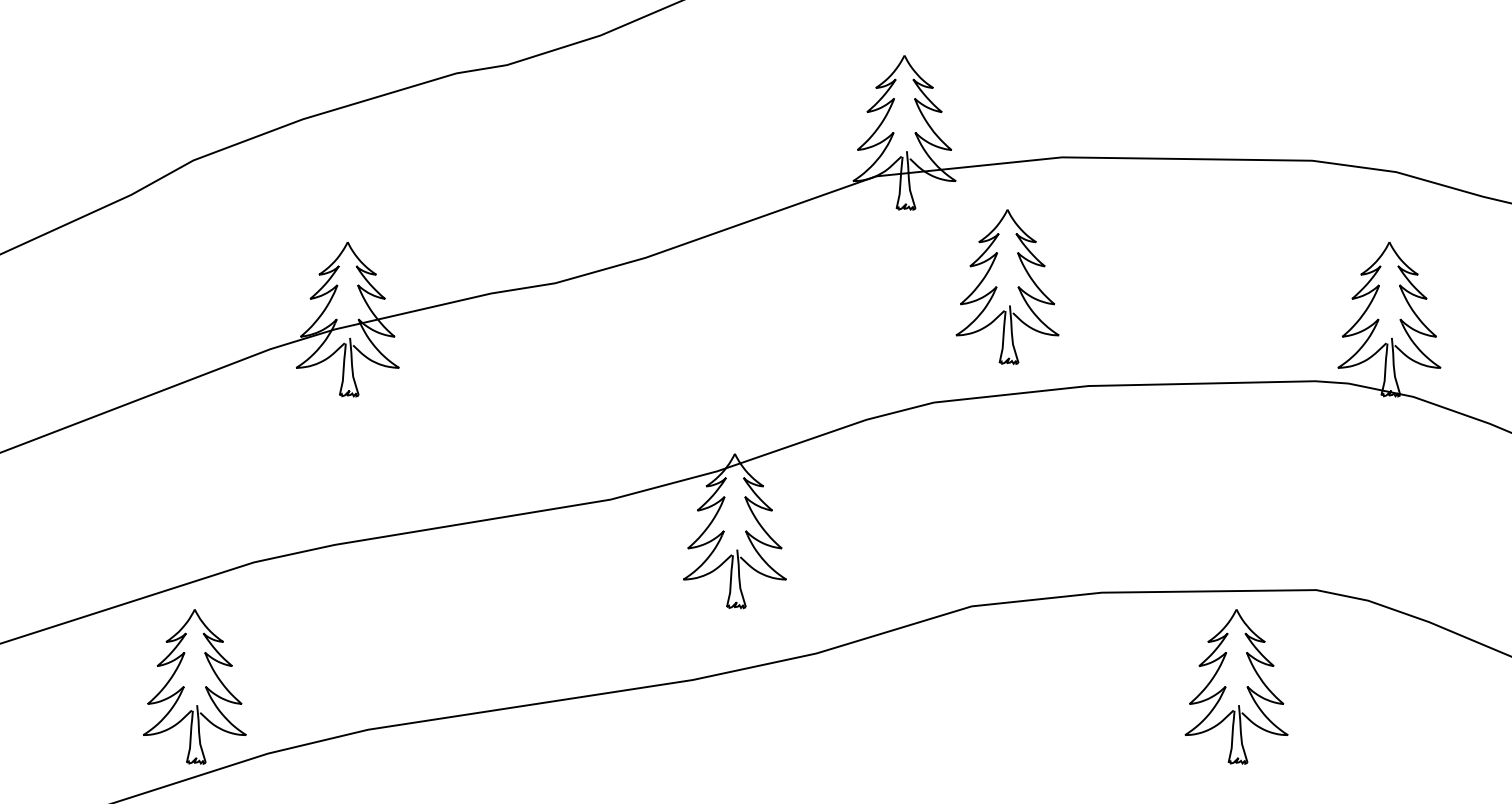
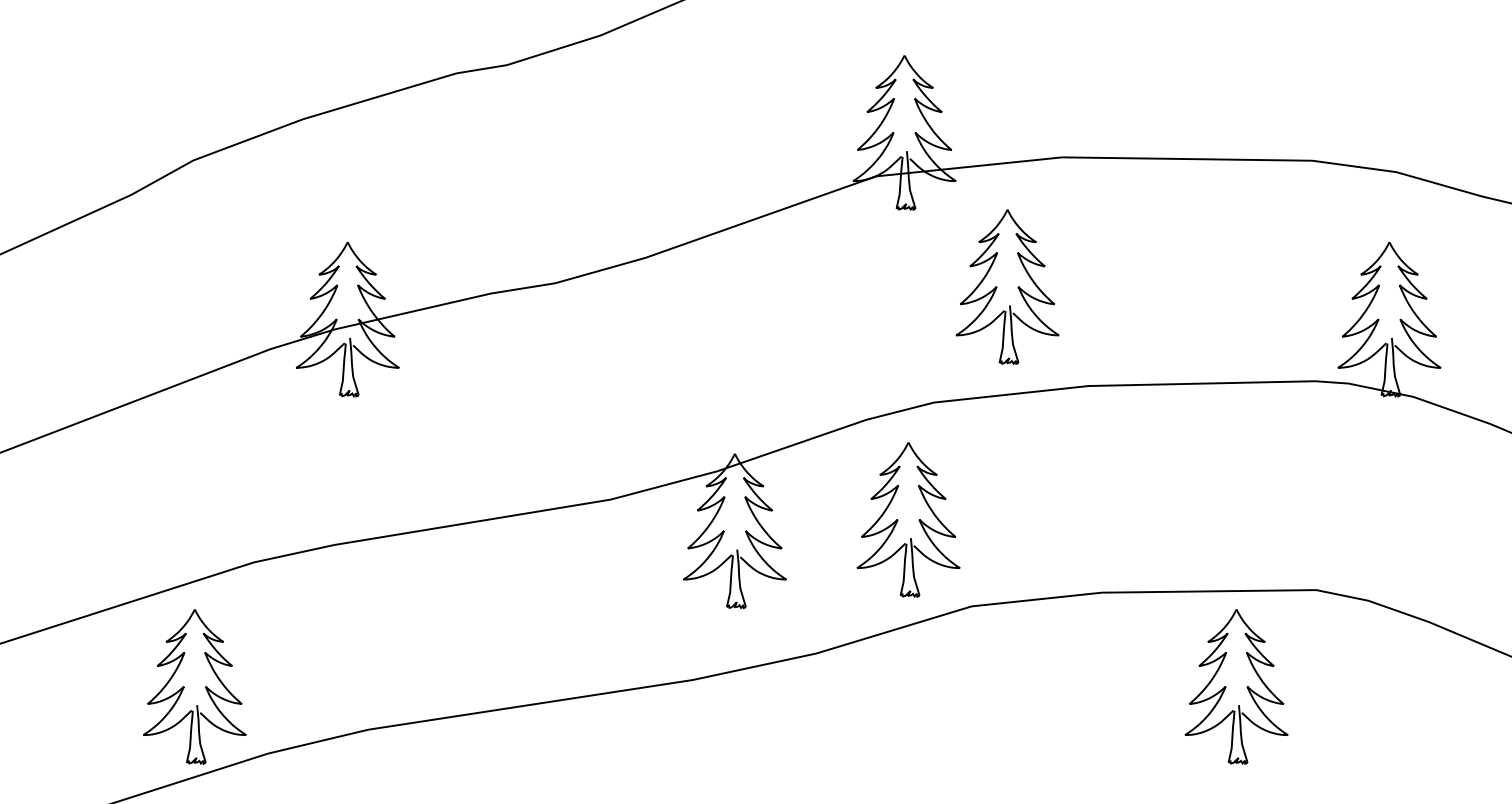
part: none -> present (908, 519)
